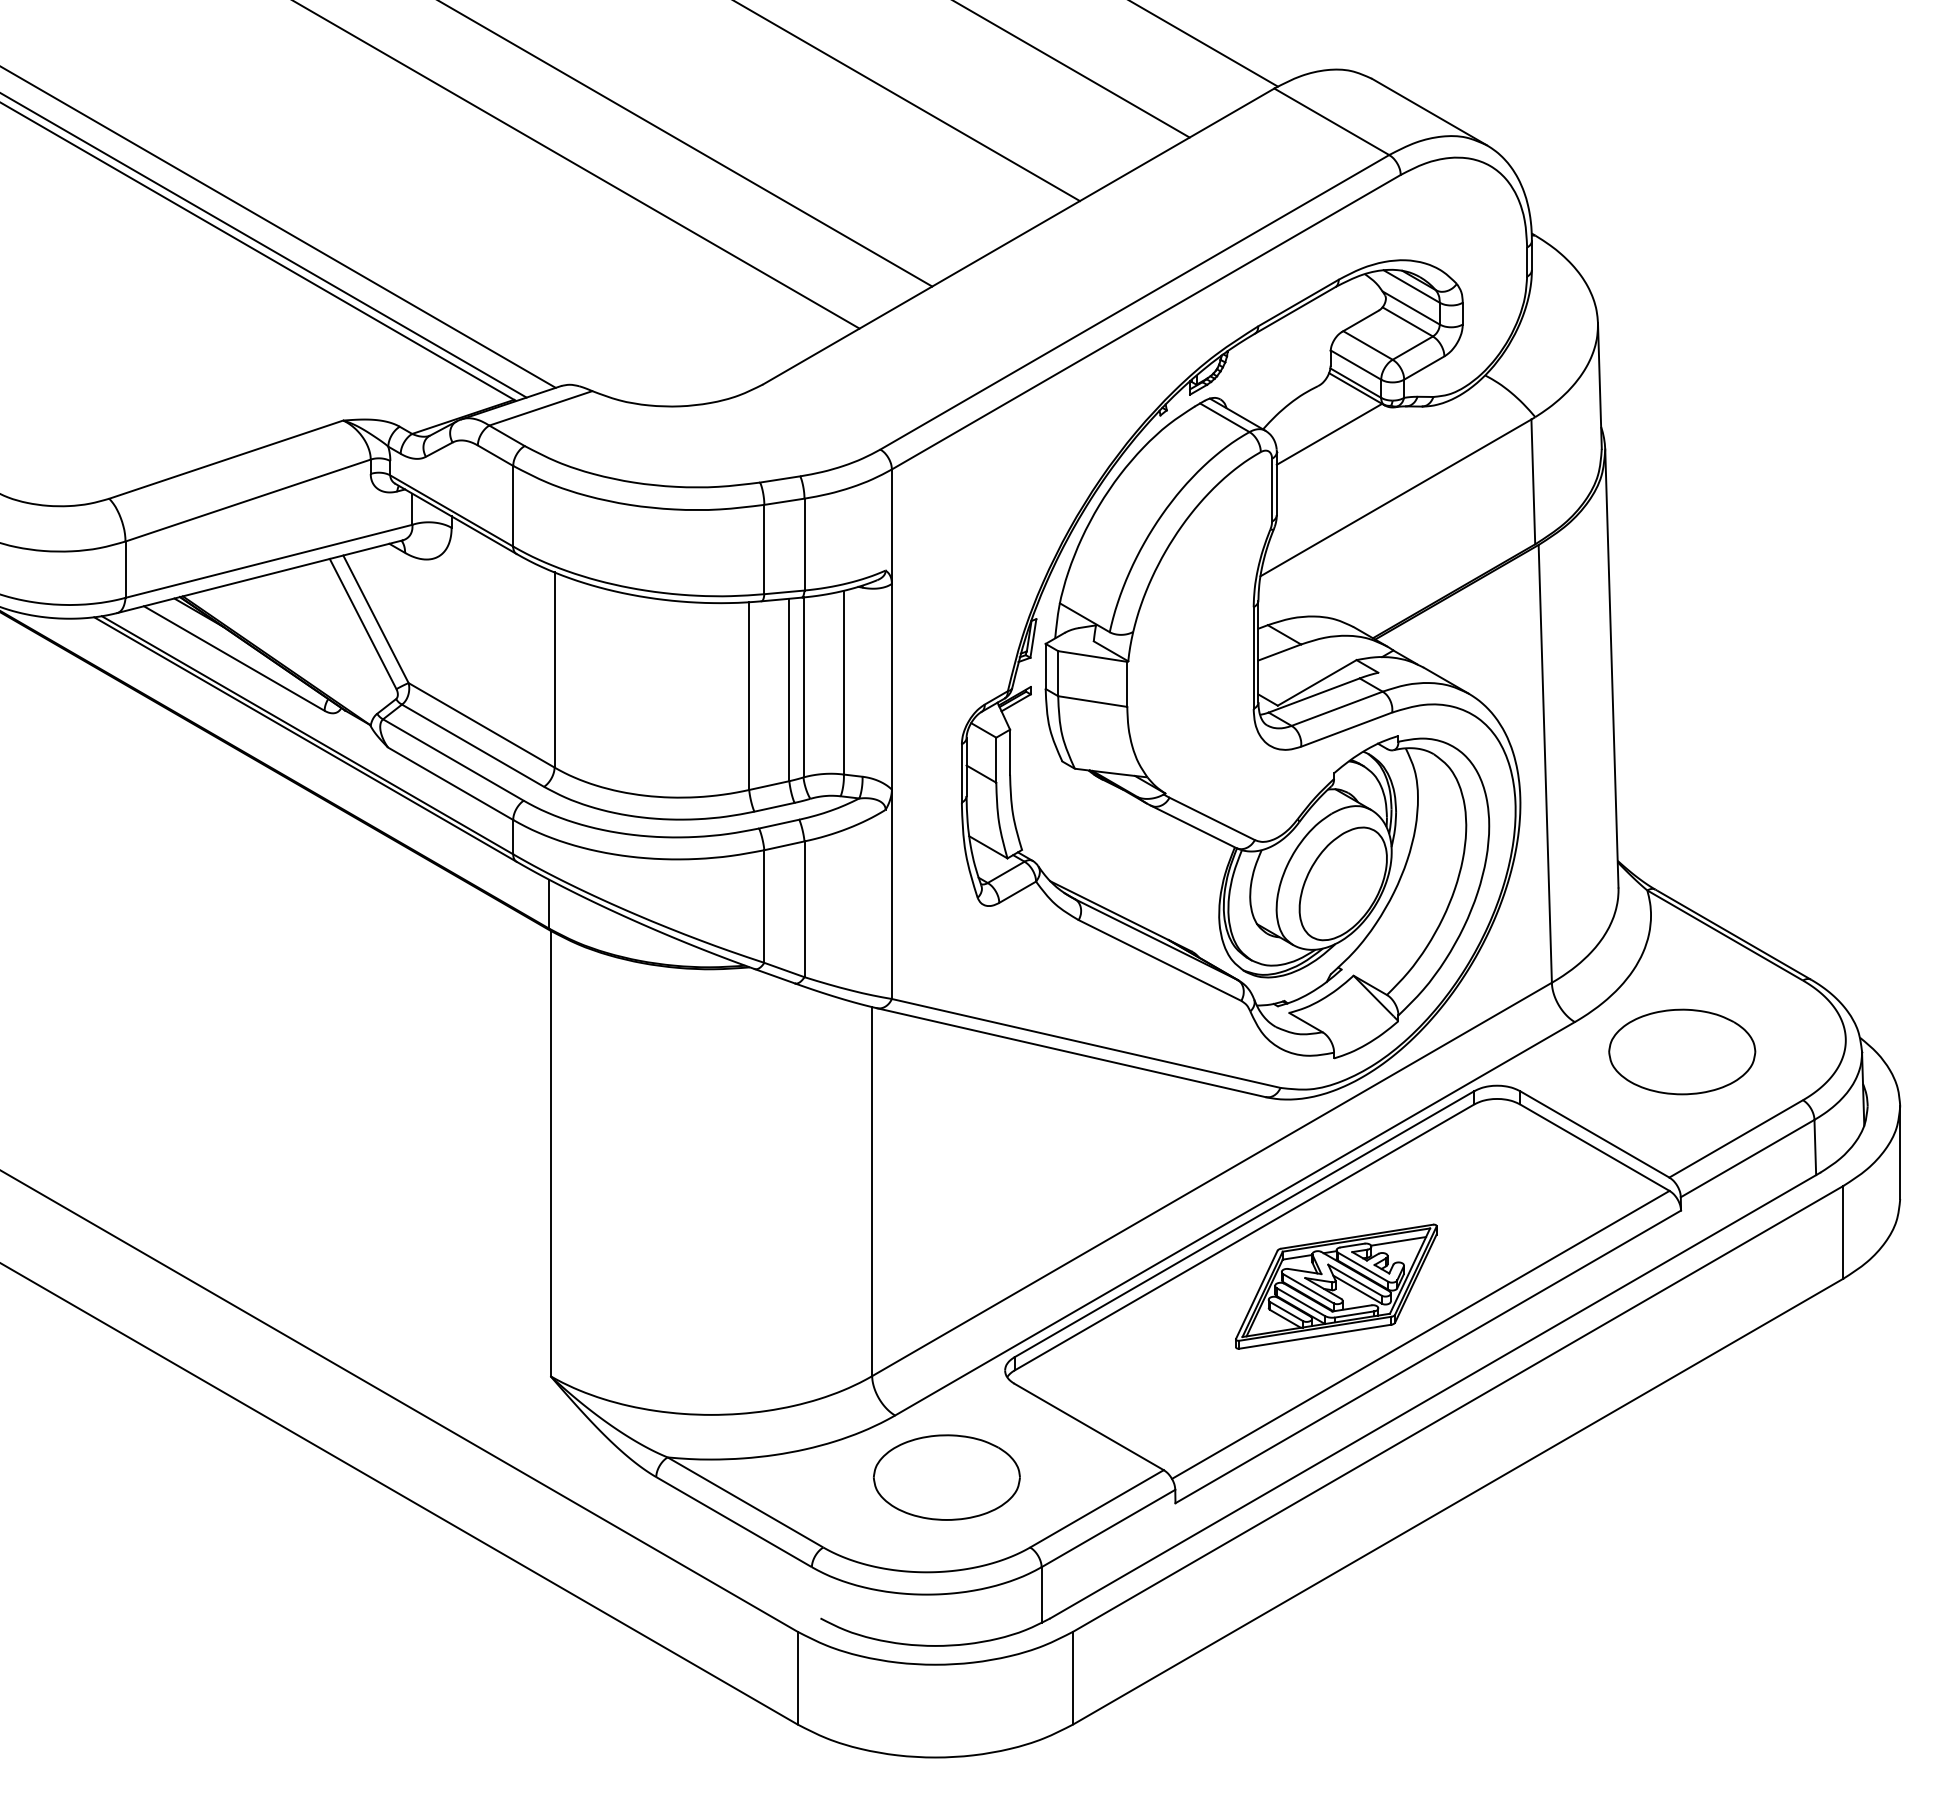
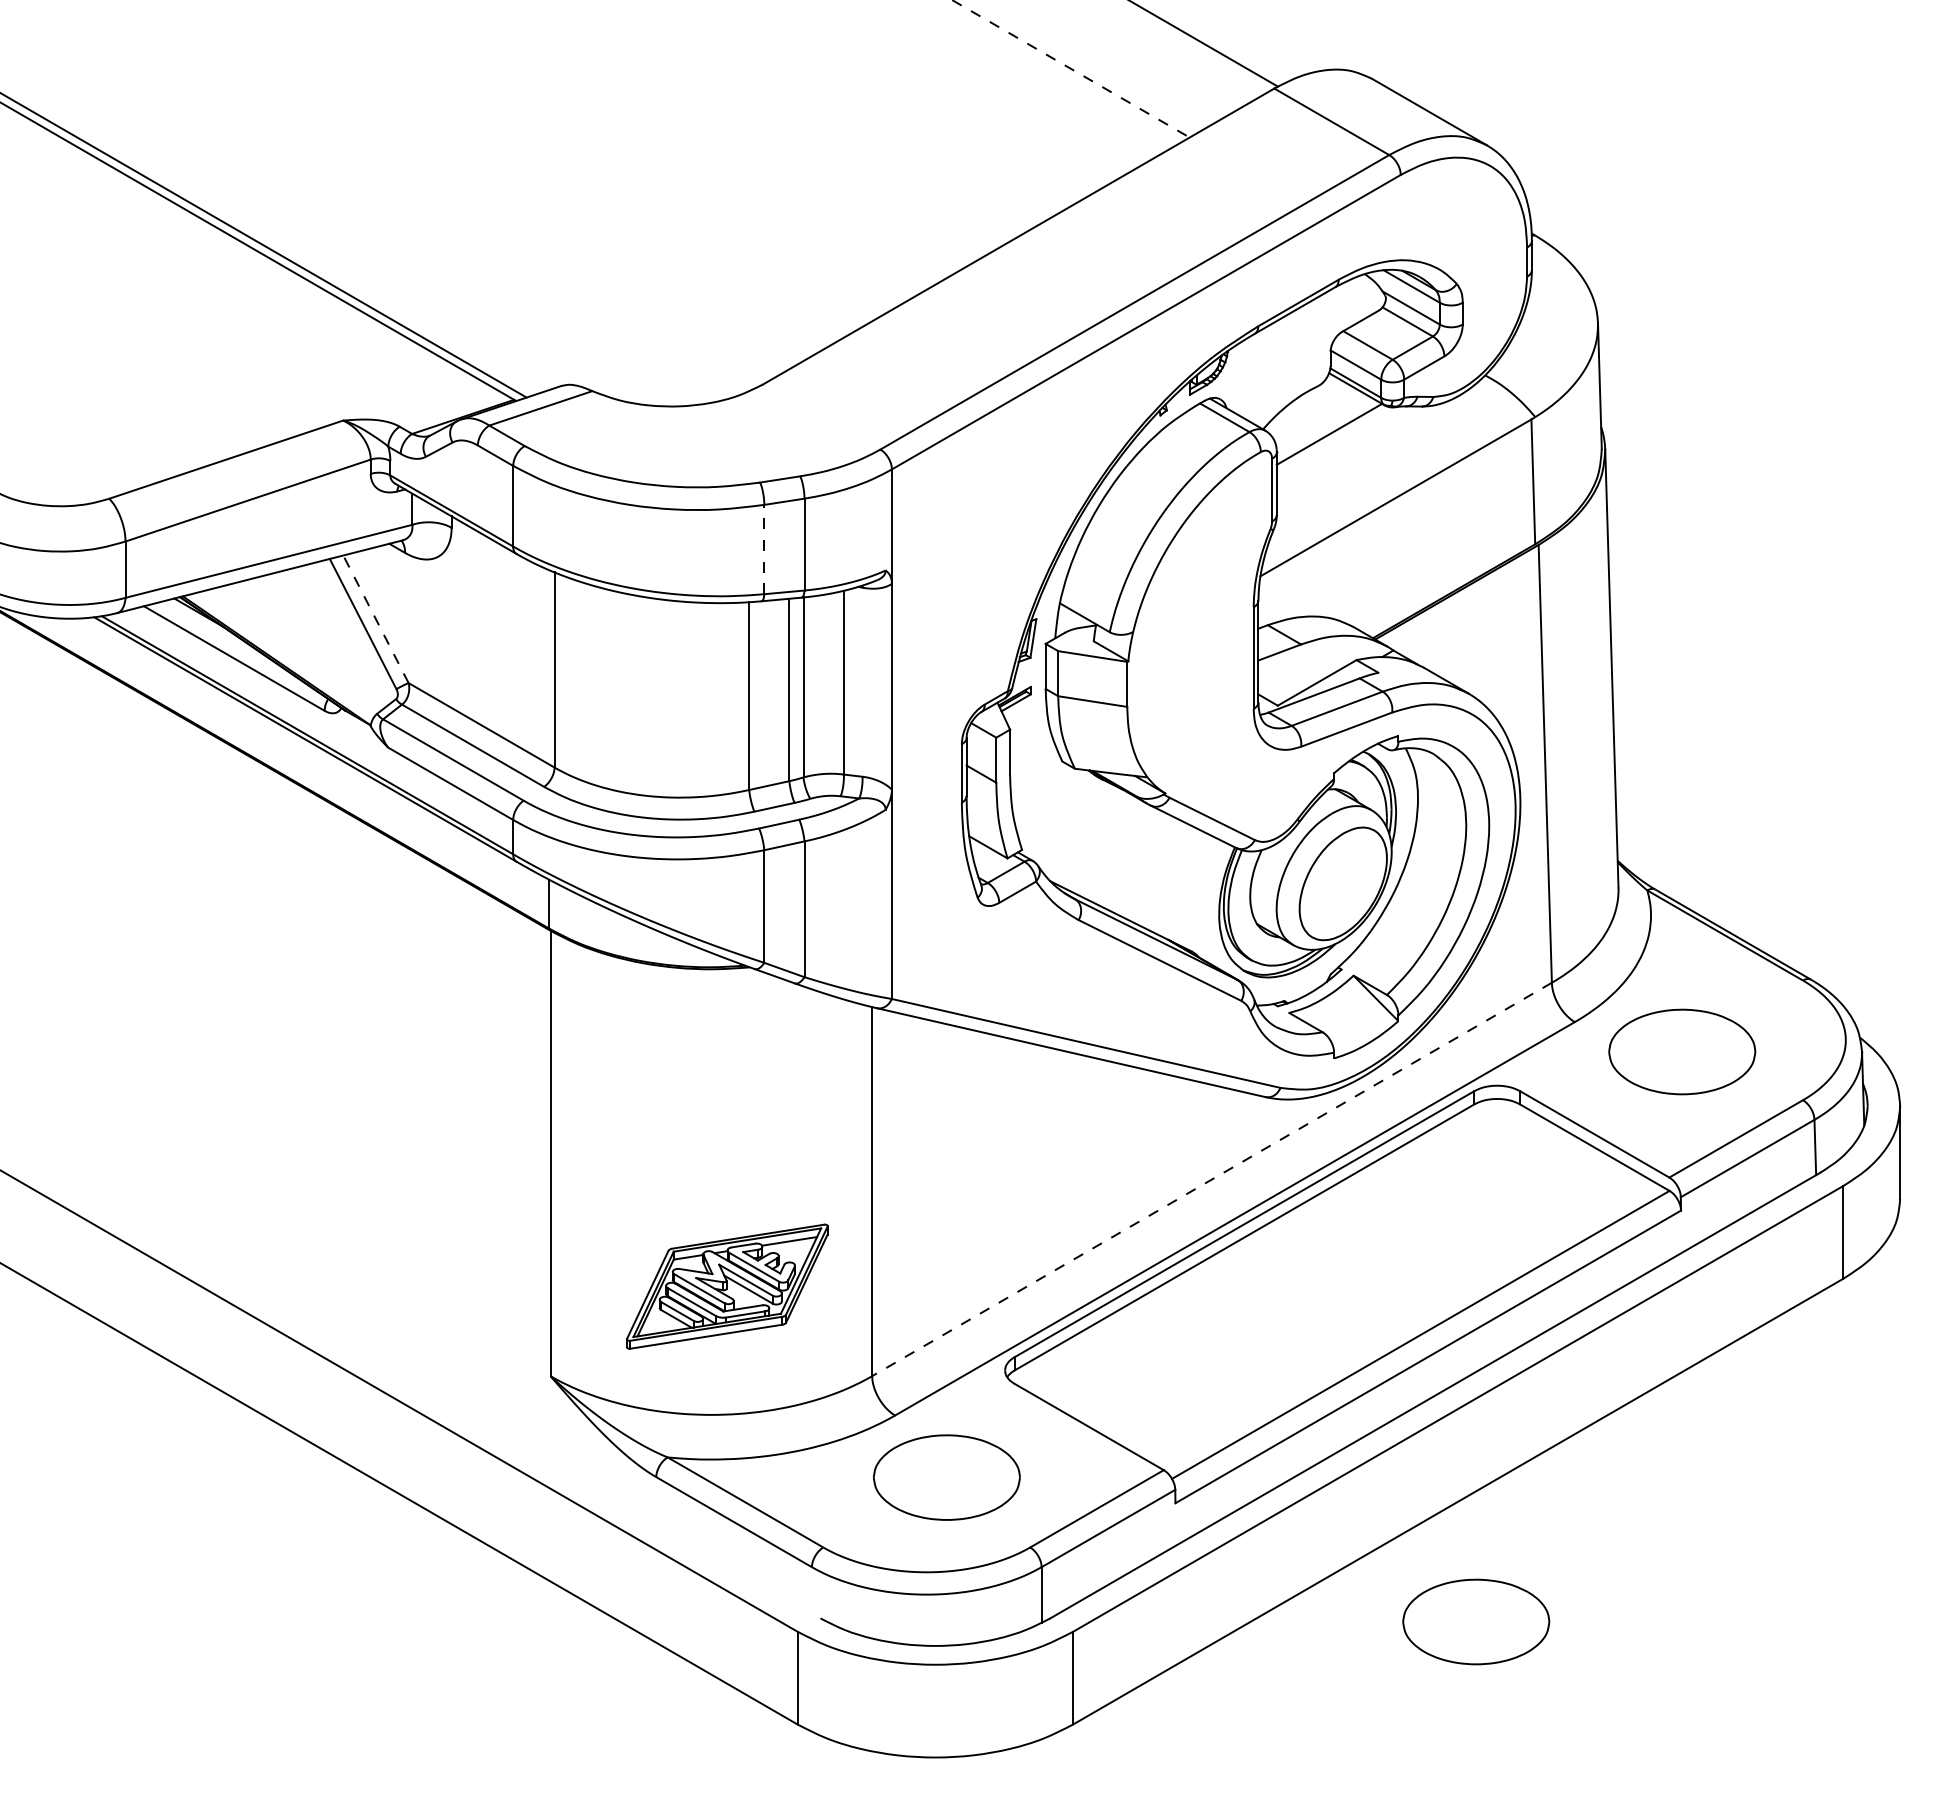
line: solid -> dashed (1071, 68)
line: present -> none (907, 101)
line: present -> none (686, 144)
line: present -> none (577, 165)
line: present -> none (278, 227)
line: solid -> dashed (764, 549)
line: solid -> dashed (375, 619)
line: solid -> dashed (1212, 1179)
part position: (1336, 1286) -> (727, 1286) (727, 1286)
part: none -> present (1476, 1621)
